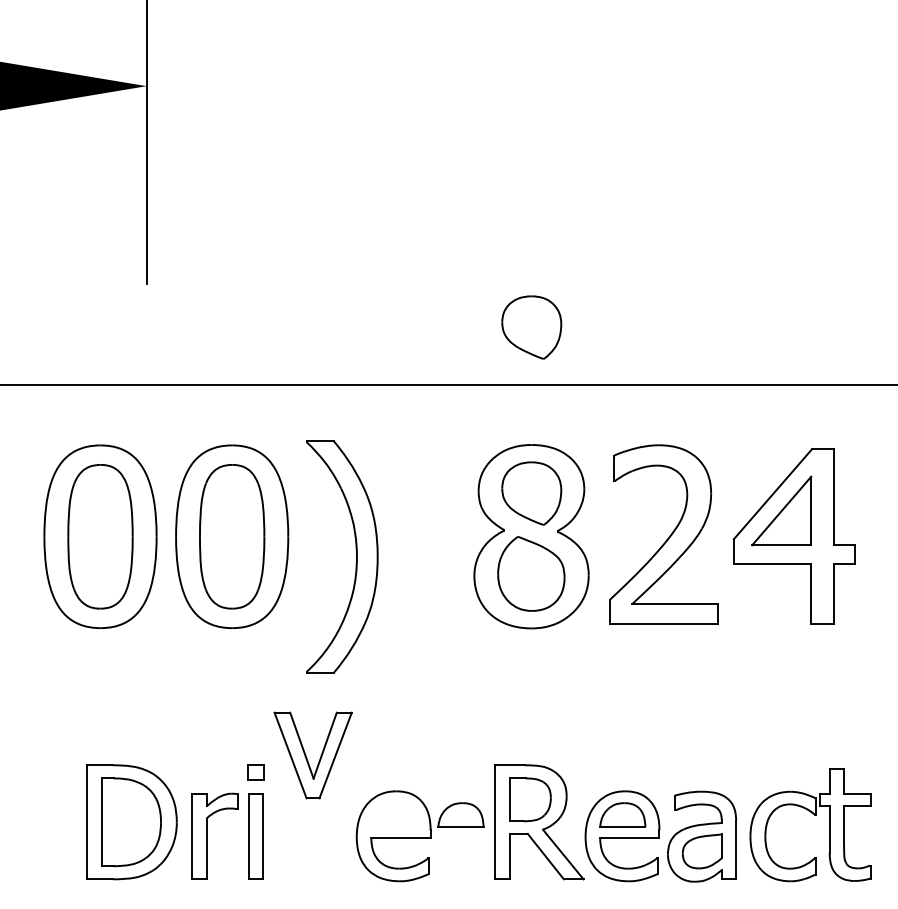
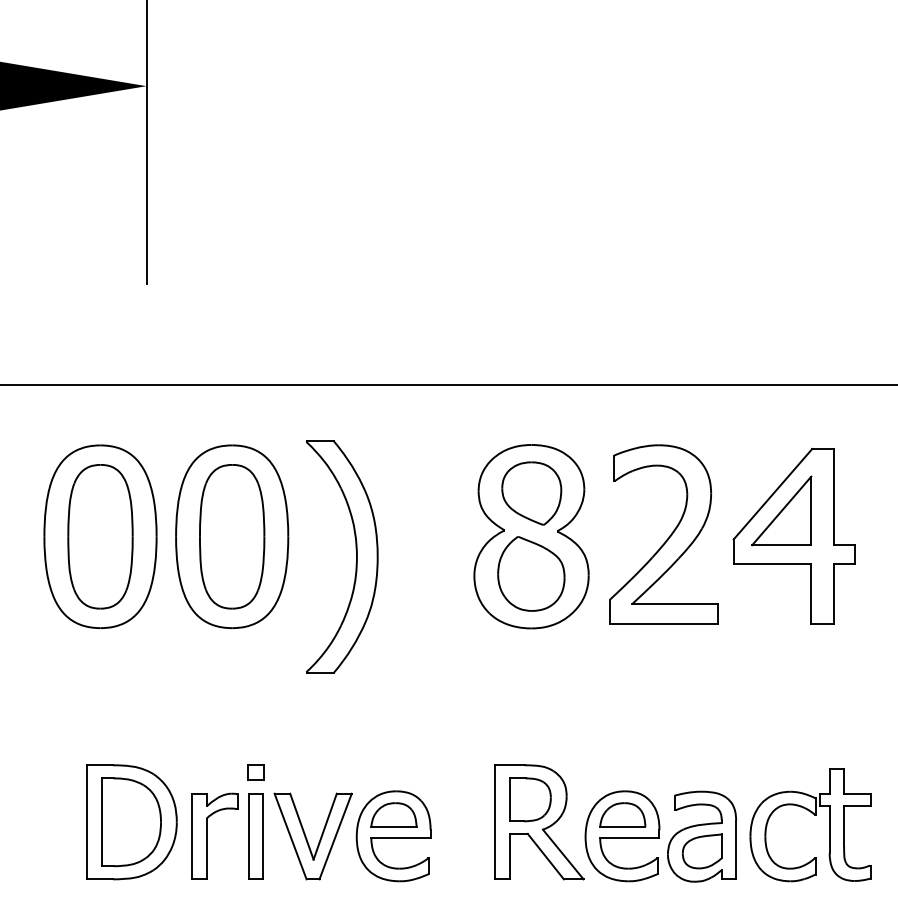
part: present -> none (531, 327)
part position: (312, 755) -> (312, 836) (312, 836)
part position: (460, 814) -> (393, 814) (393, 814)
